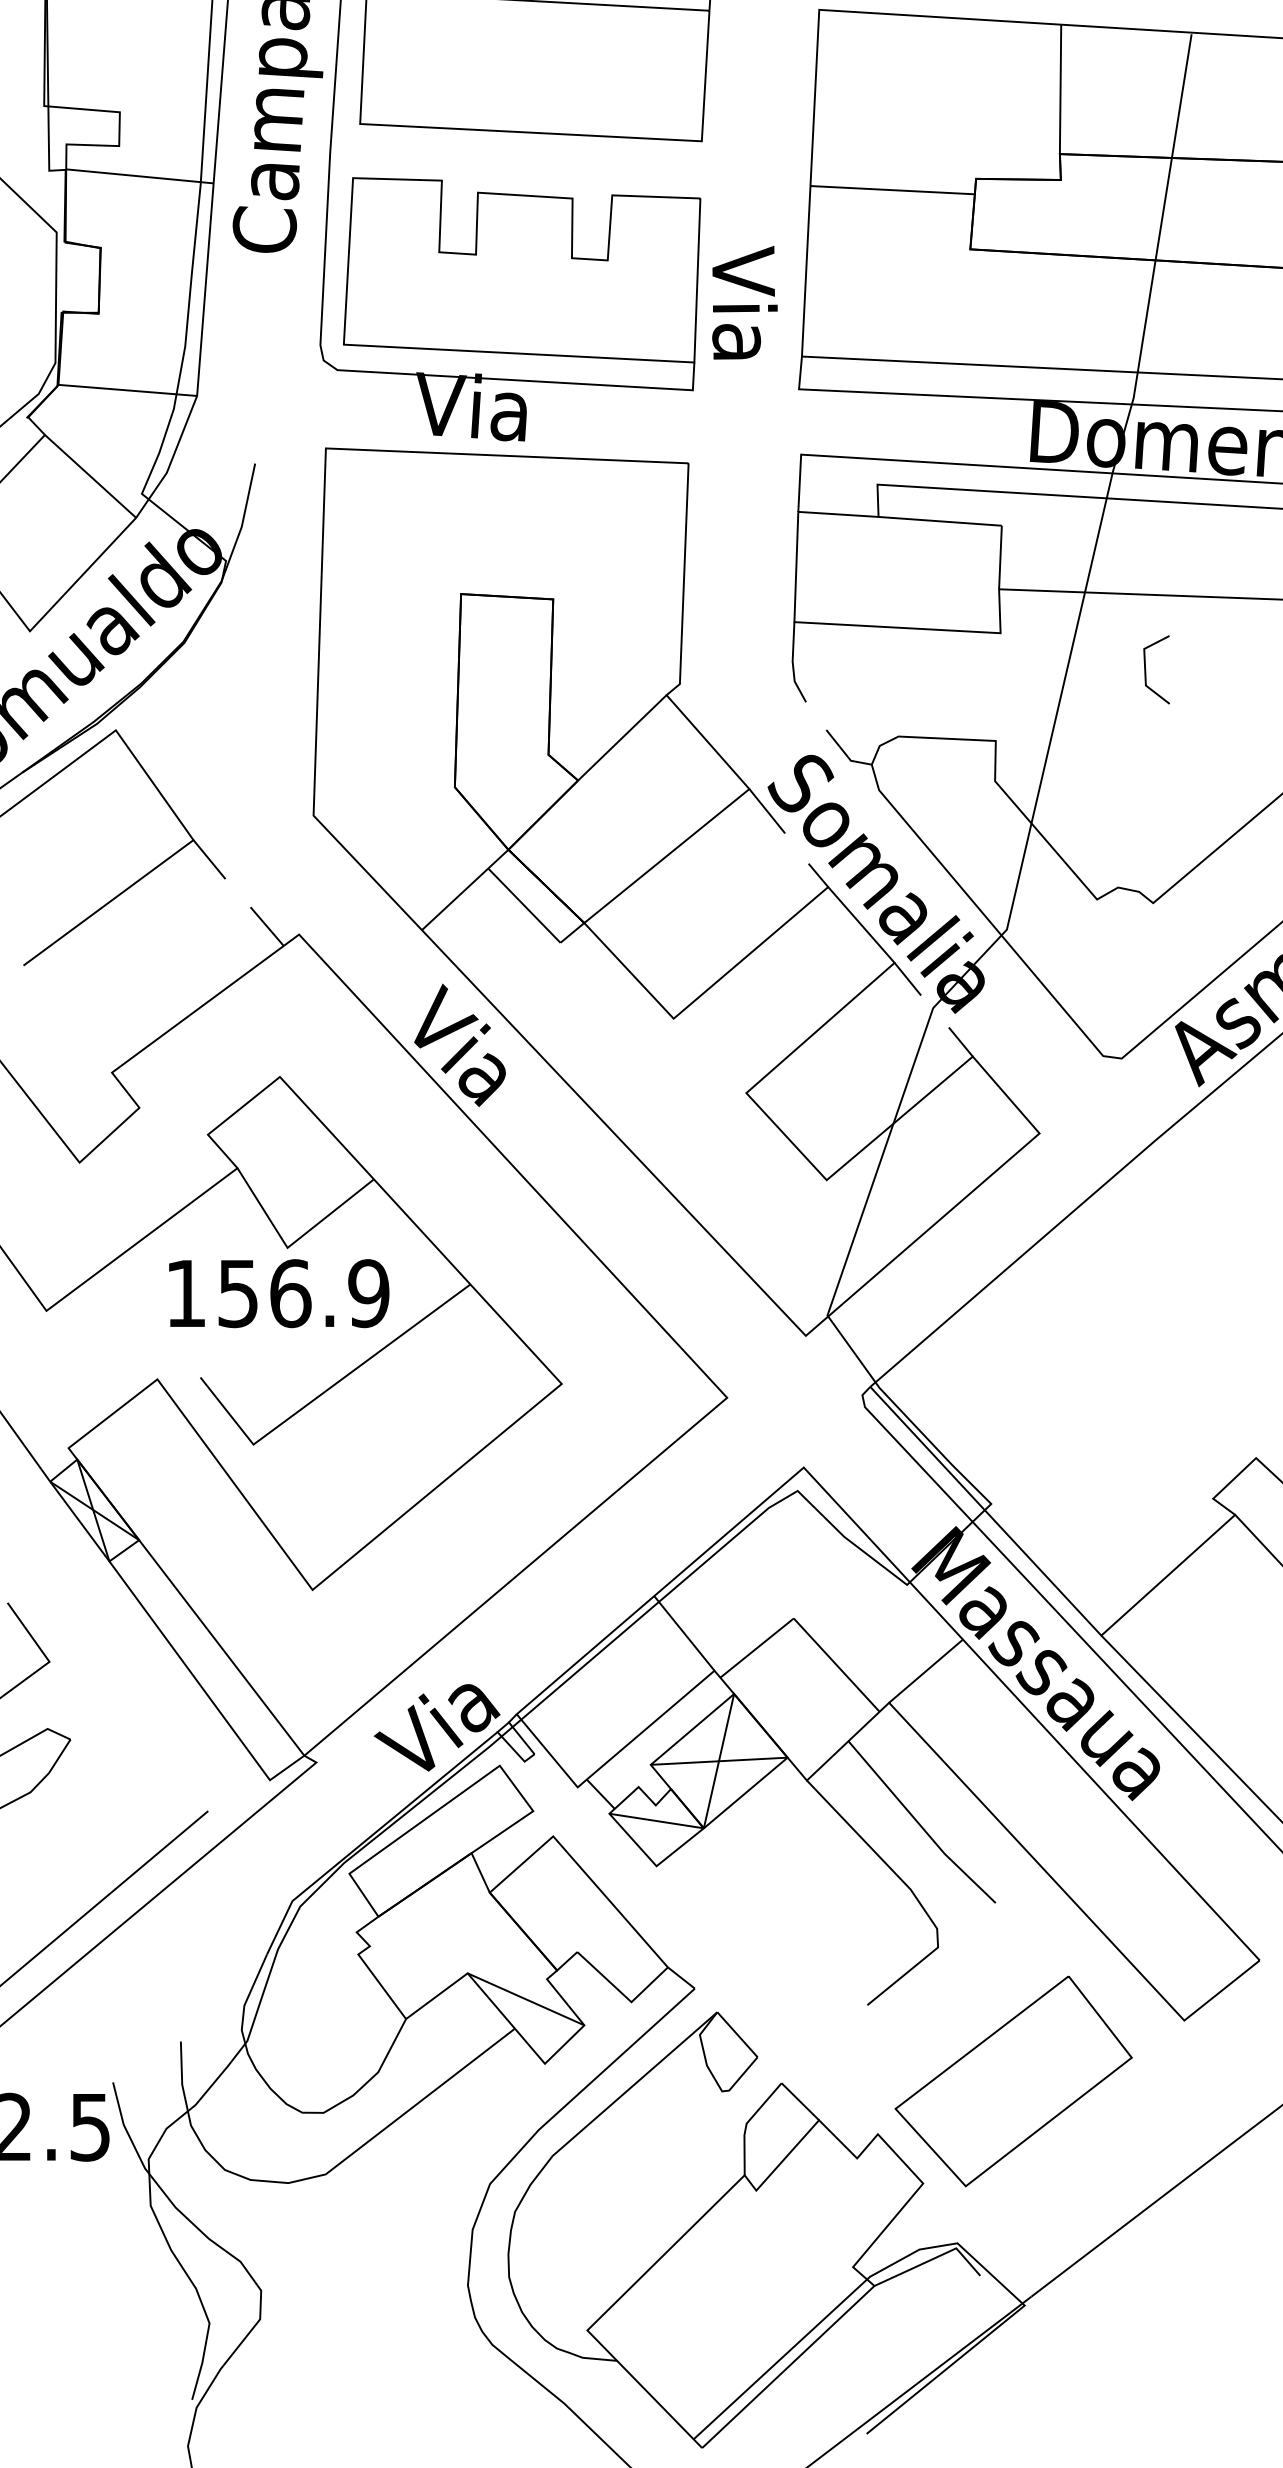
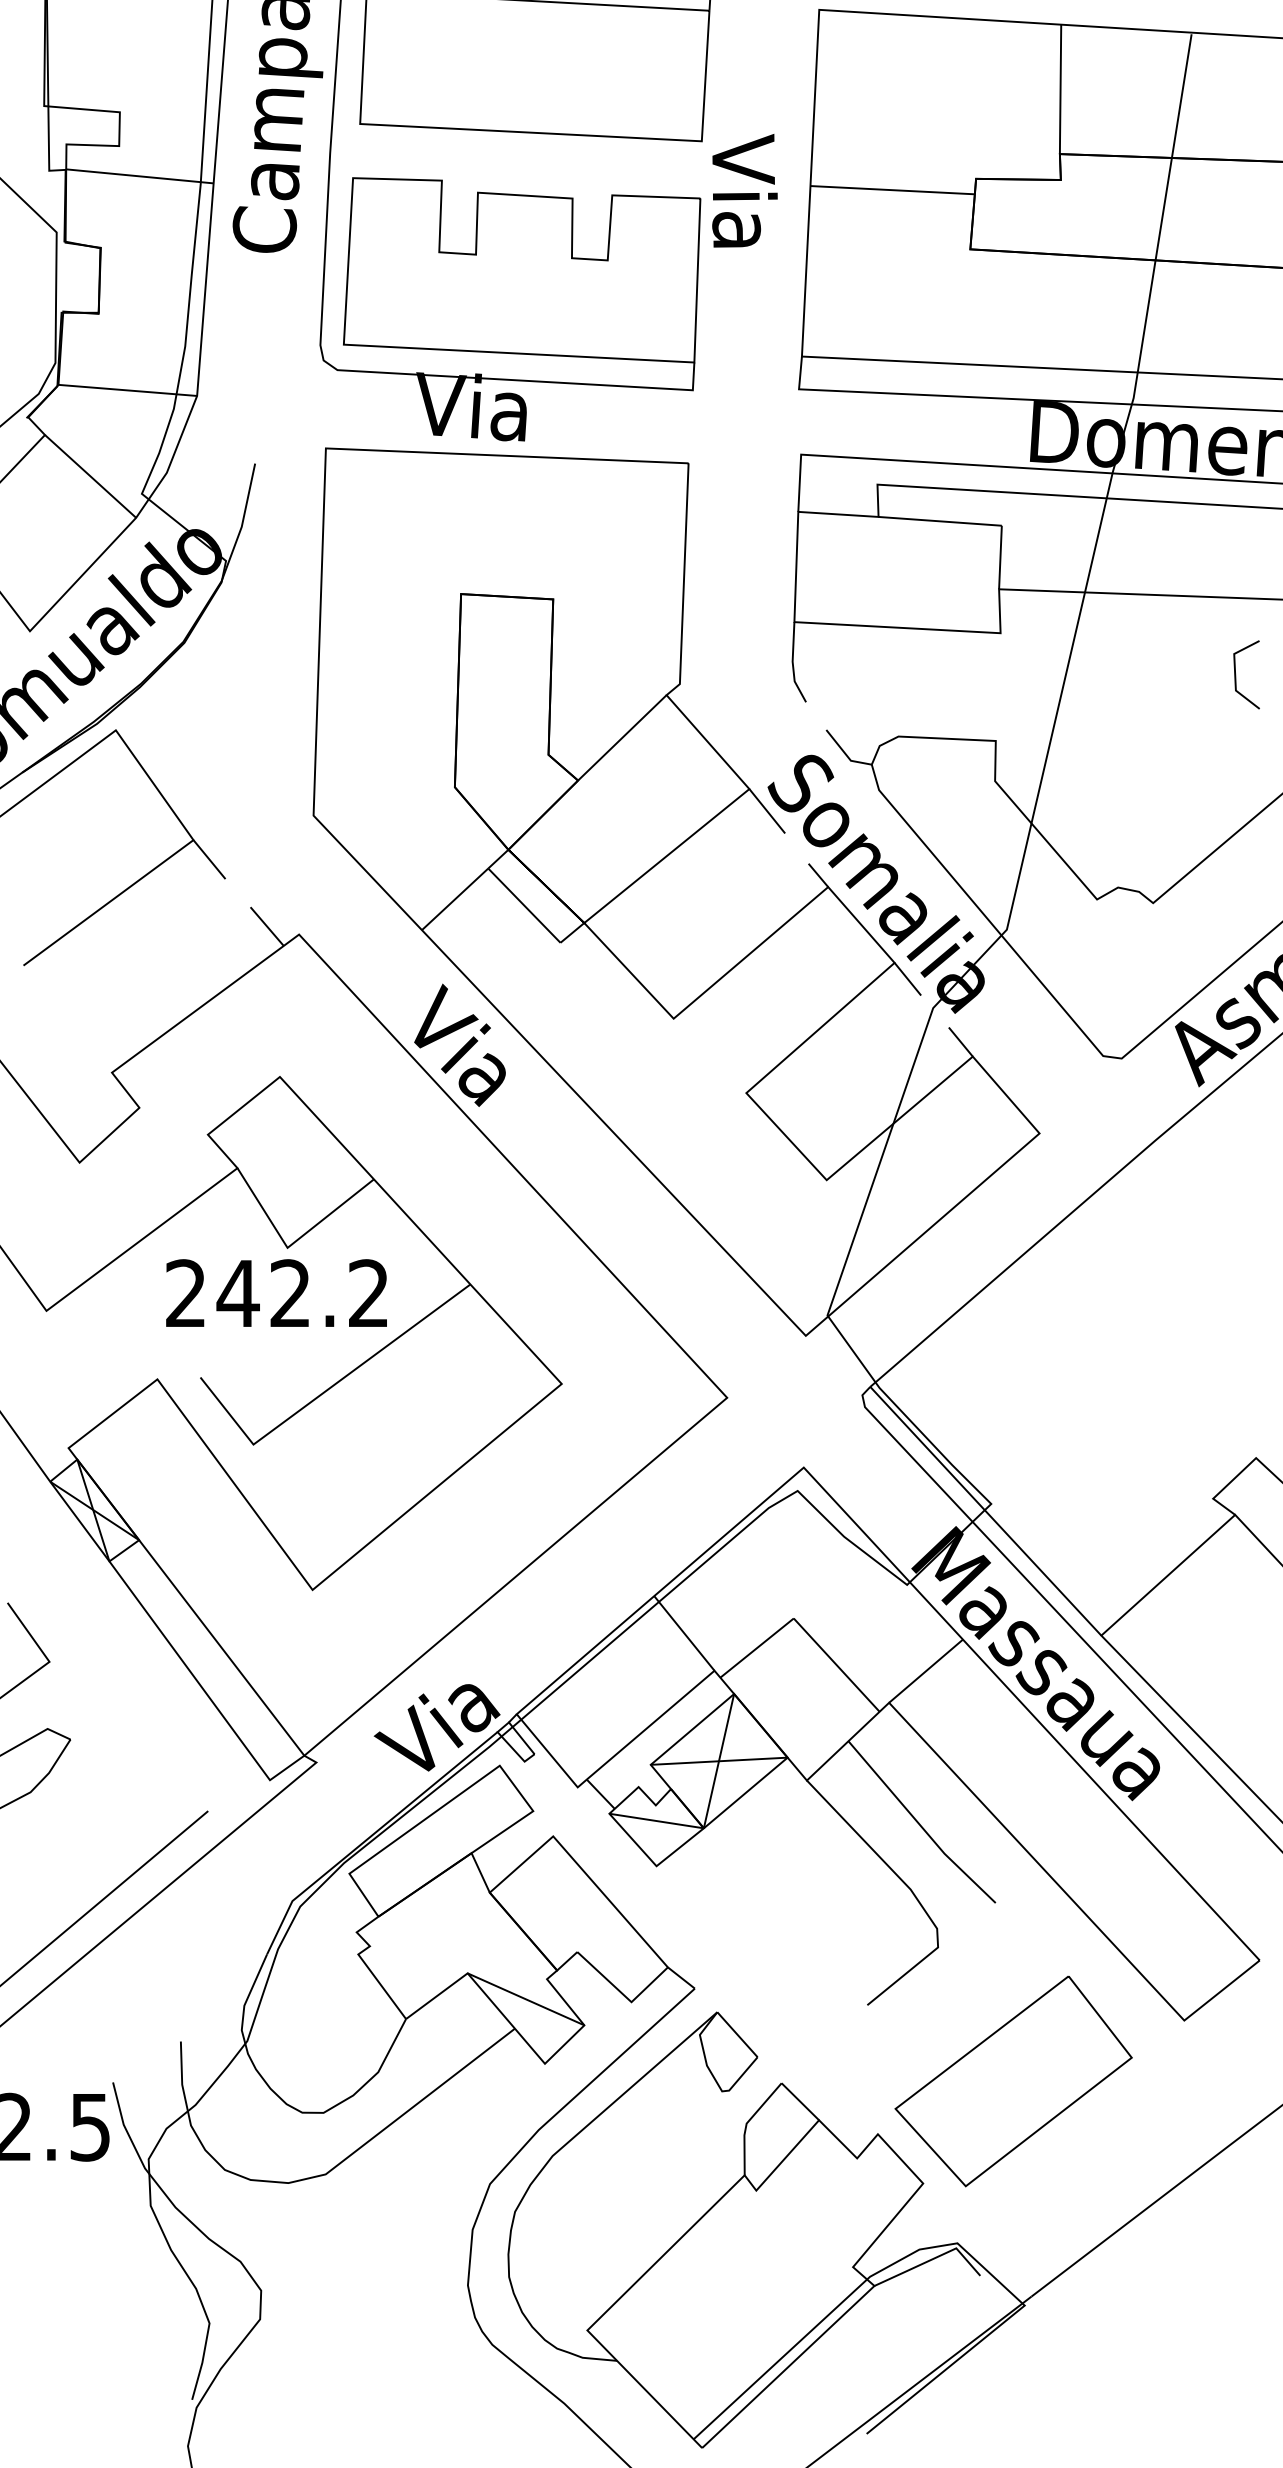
text position: (744, 302) -> (744, 190) (744, 190)
line position: (1146, 669) -> (1236, 674) (1236, 674)
text: 156.9 -> 242.2 (277, 1293)
